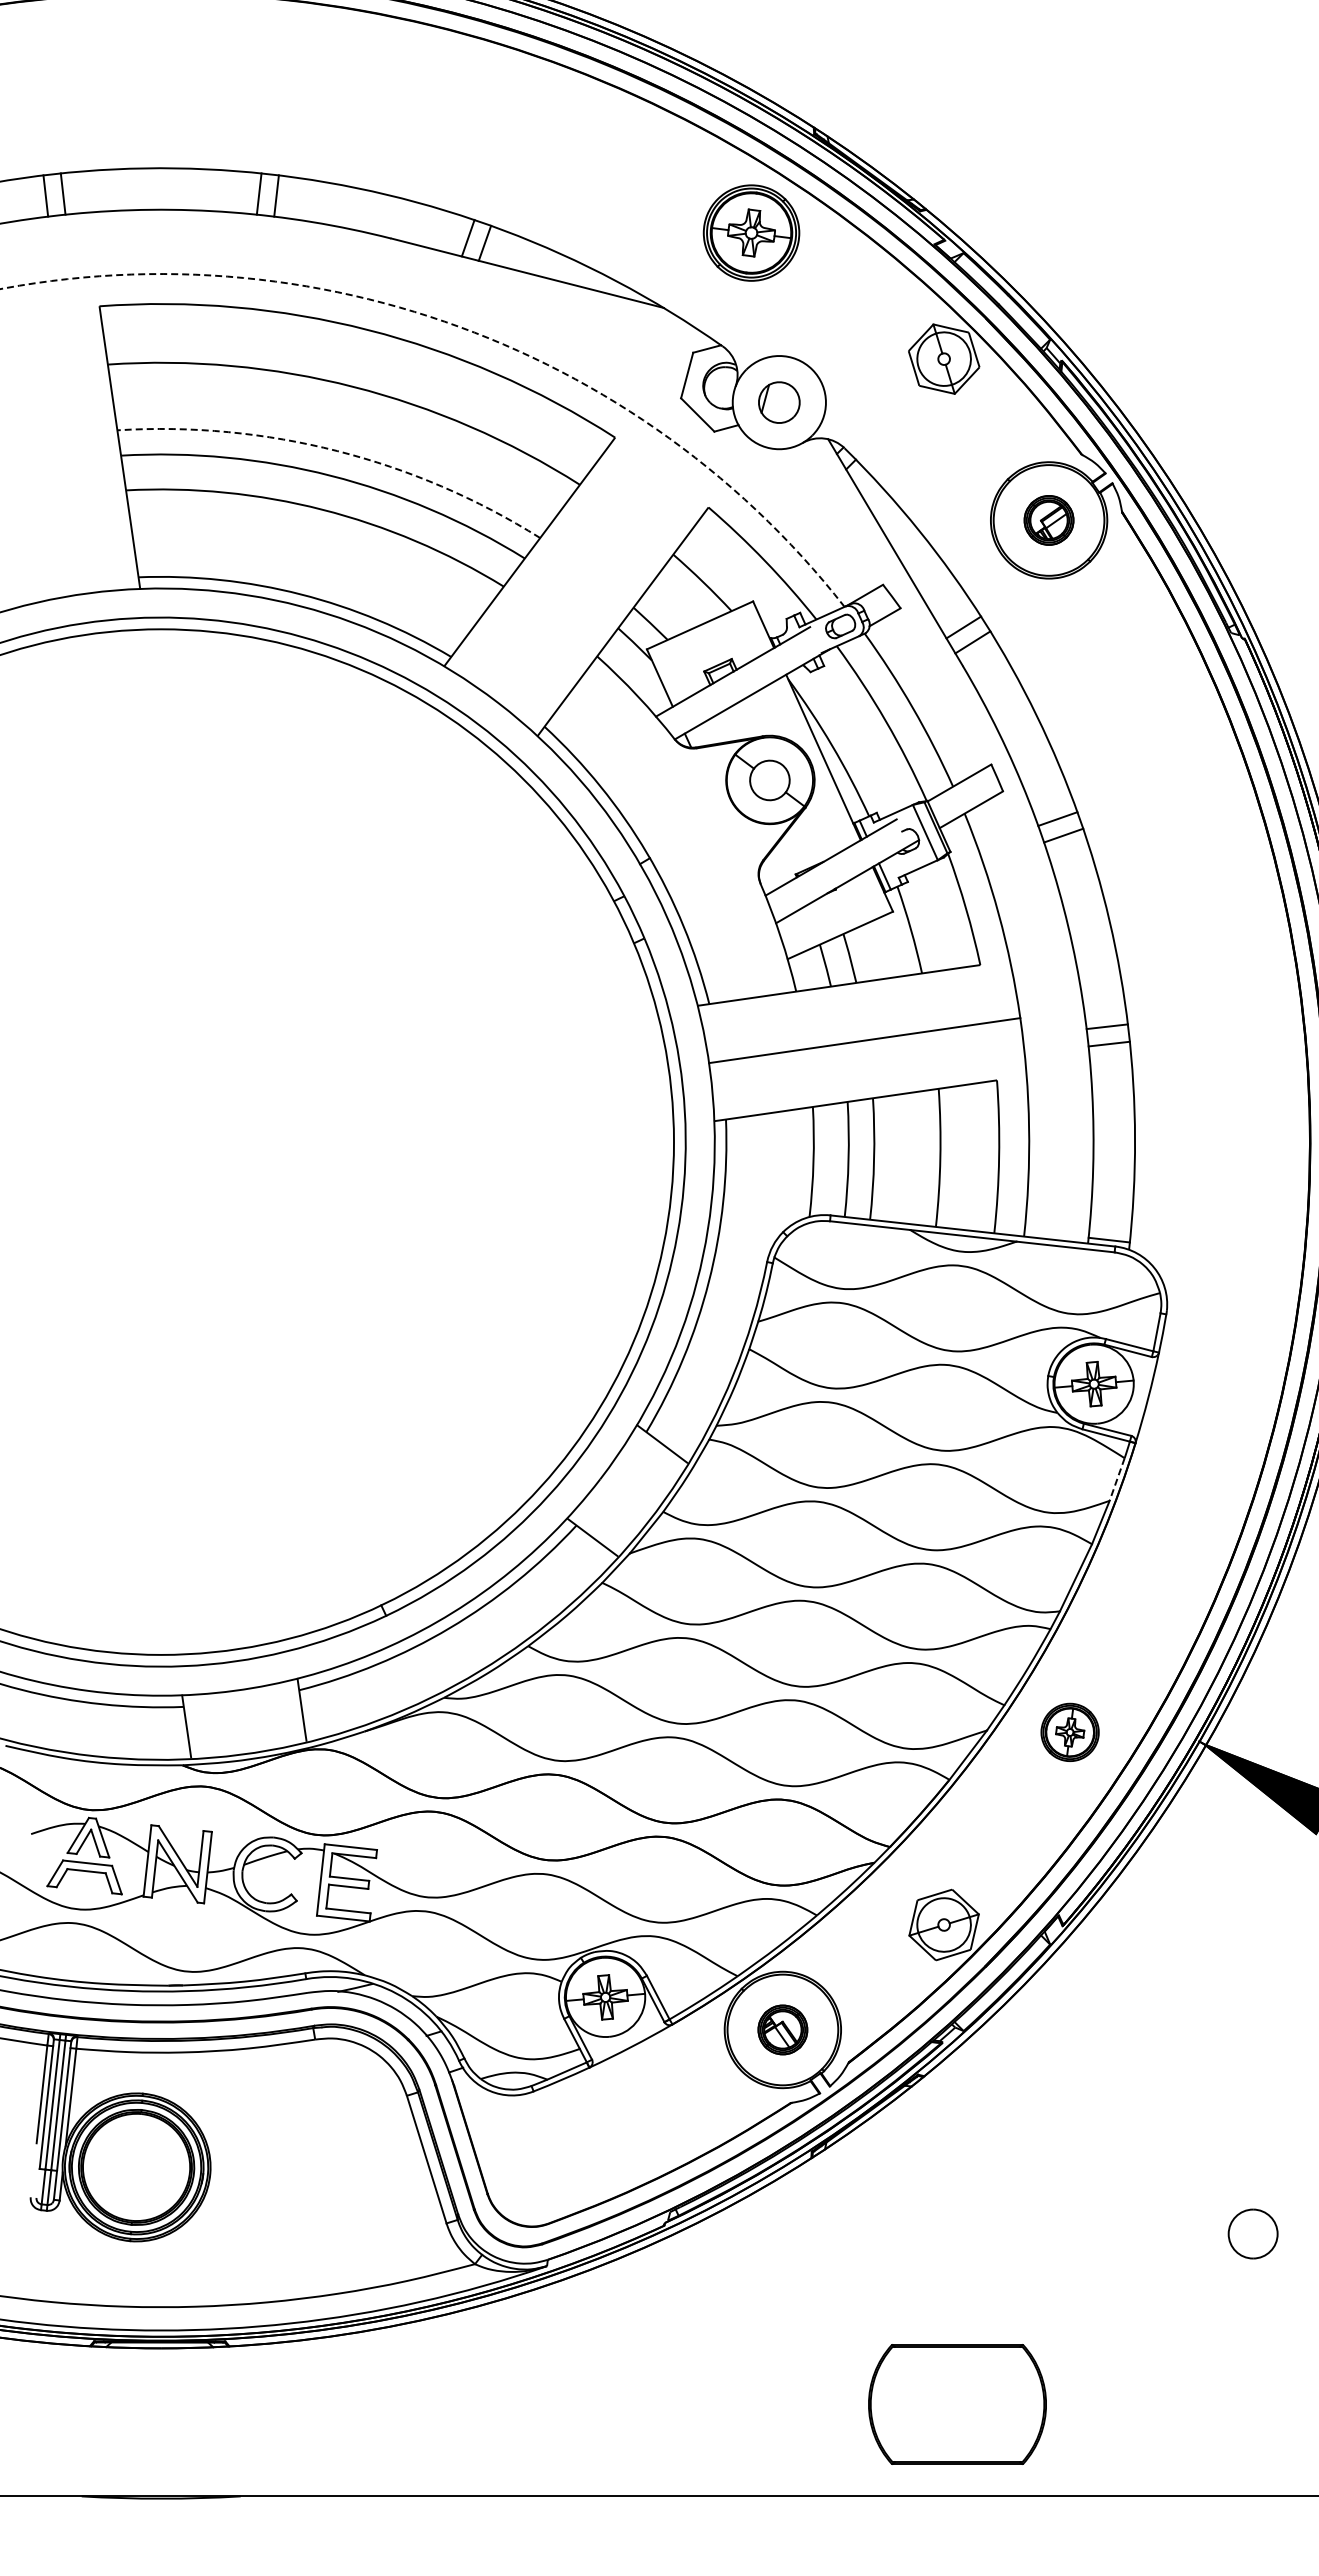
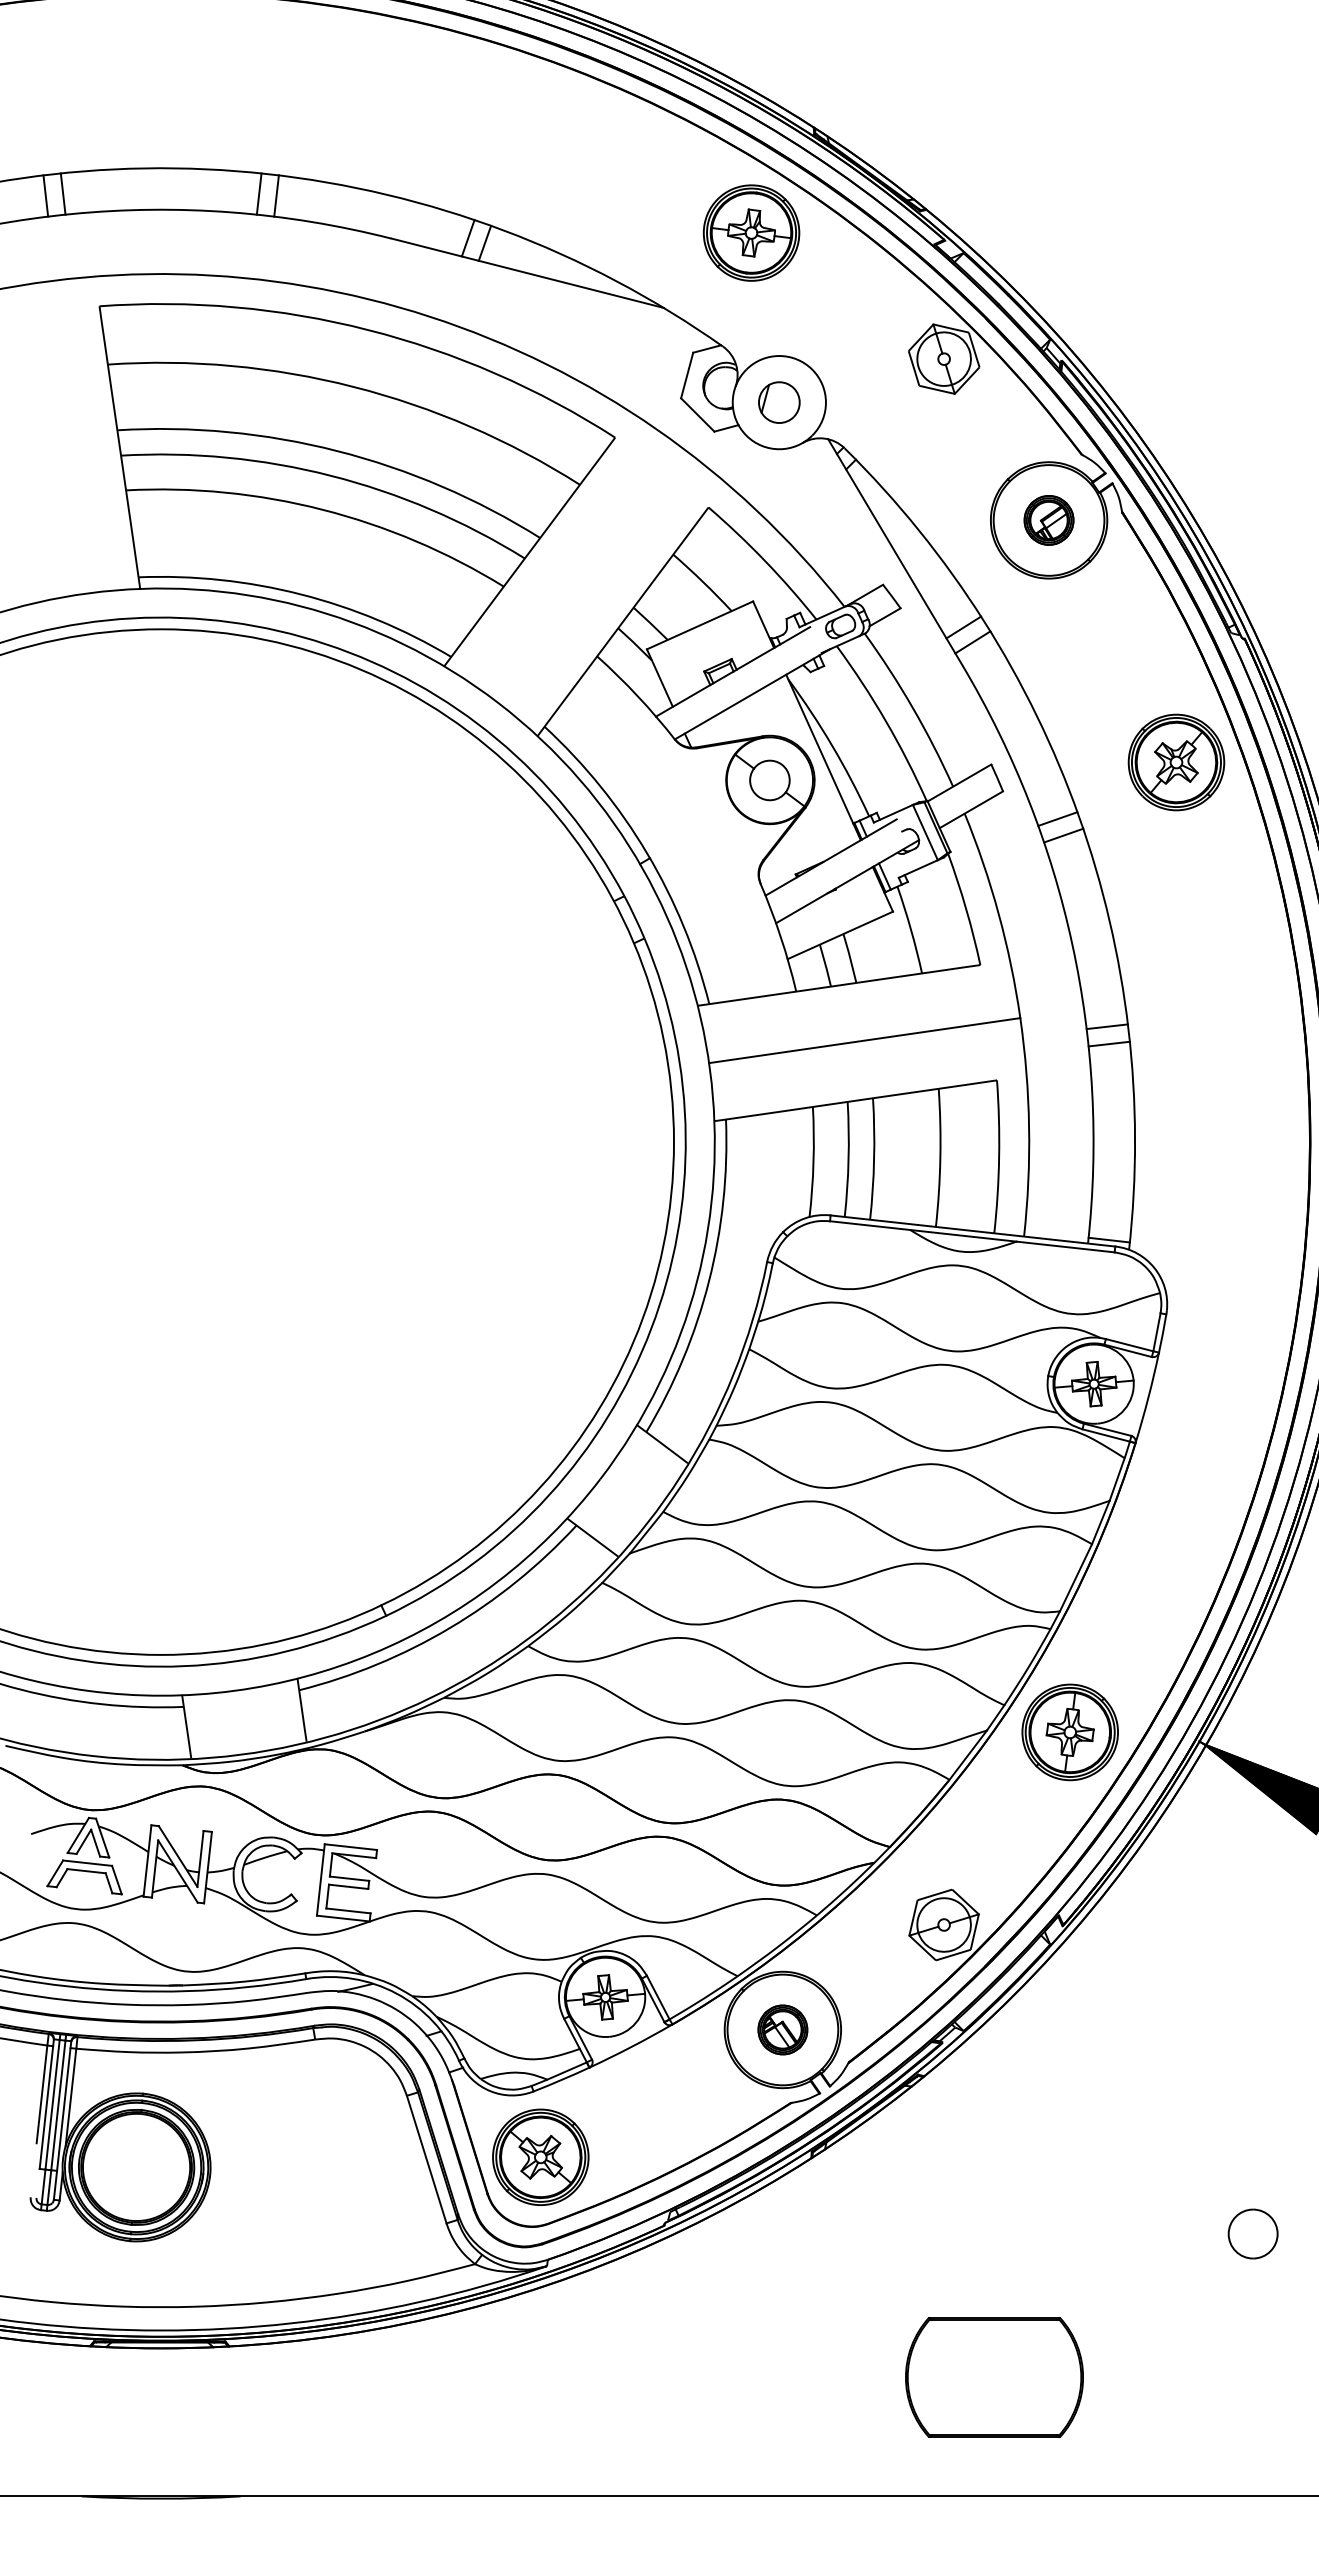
arc: dashed -> solid (466, 329)
arc: dashed -> solid (337, 451)
part: none -> present (1176, 762)
line: dashed -> solid (1117, 1479)
part size: 60x60 px -> 98x99 px (1069, 1732)
part: none -> present (540, 2156)
part position: (957, 2404) -> (994, 2377) (994, 2377)
